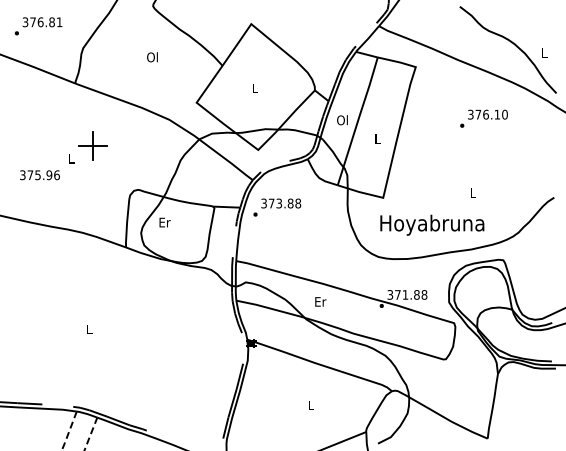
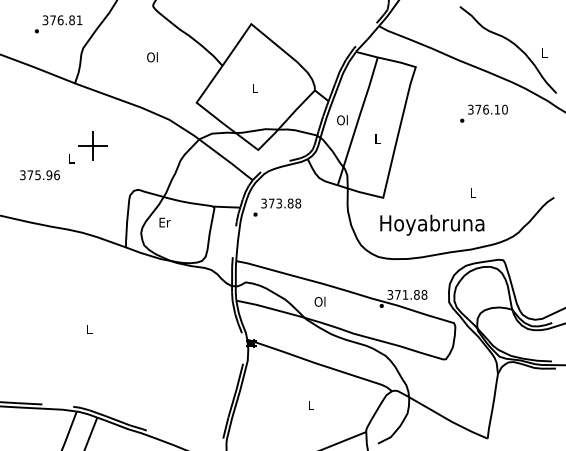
text position: (38, 26) -> (58, 24) (58, 24)
text position: (483, 118) -> (483, 113) (483, 113)
text: Er -> Ol (320, 301)
line: dashed -> solid (69, 431)
line: dashed -> solid (90, 434)
